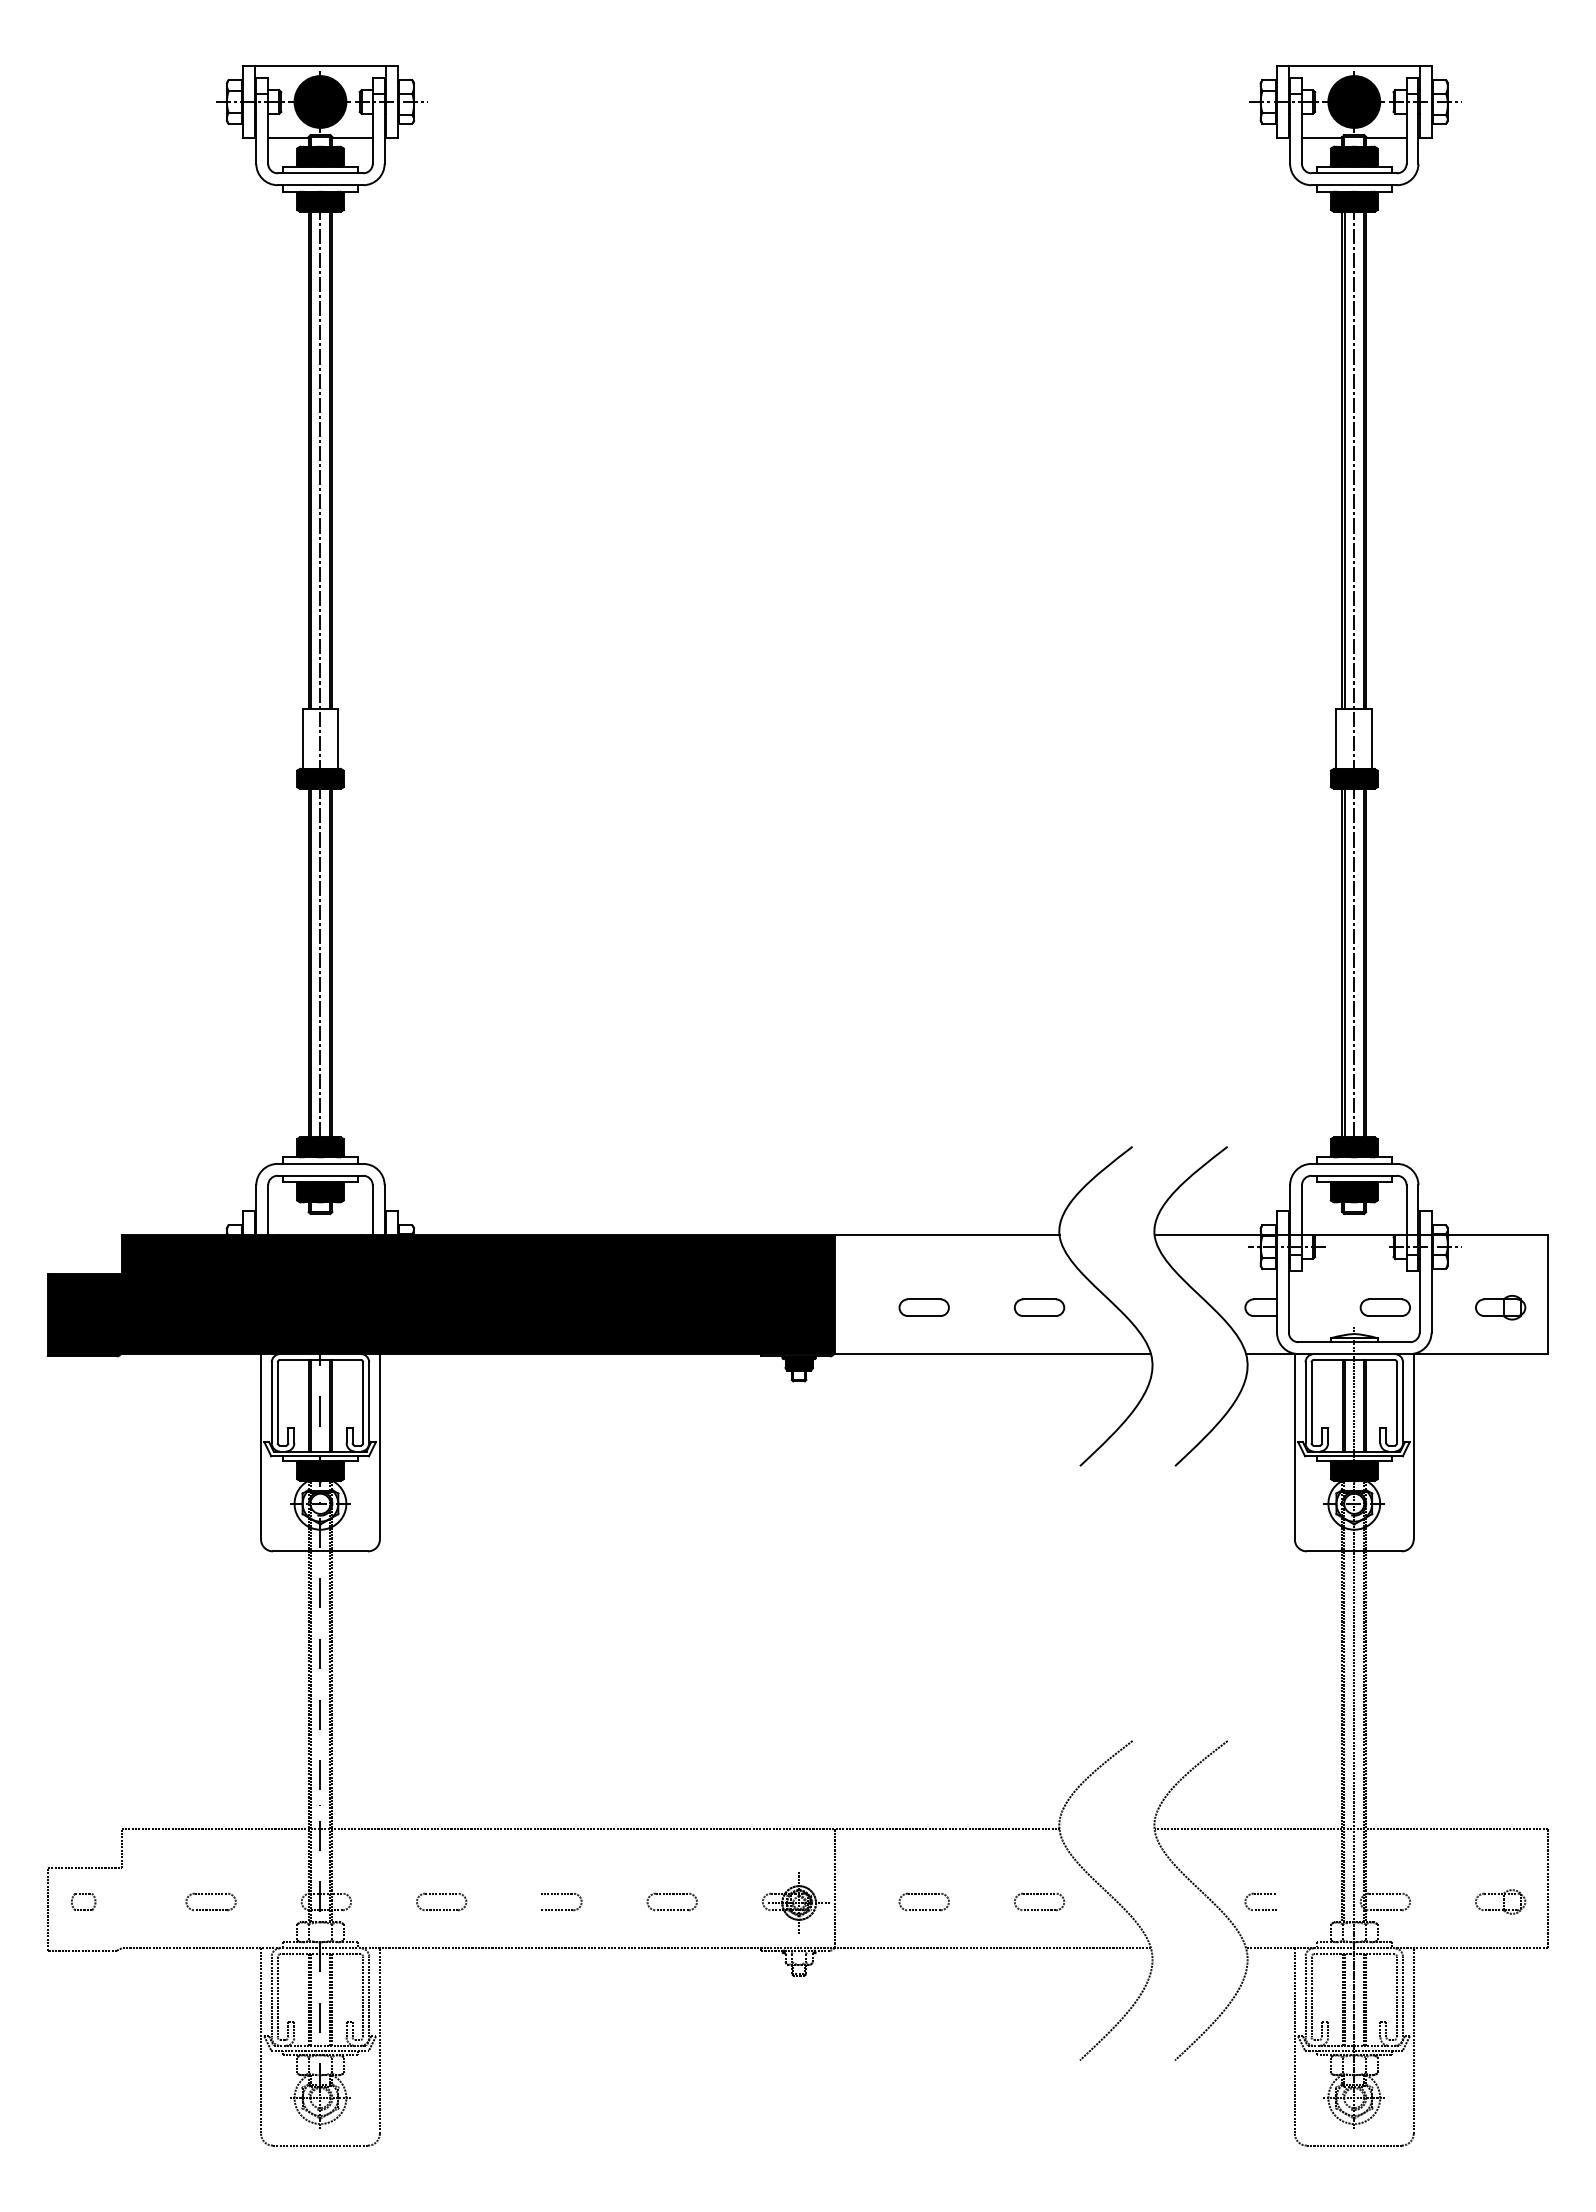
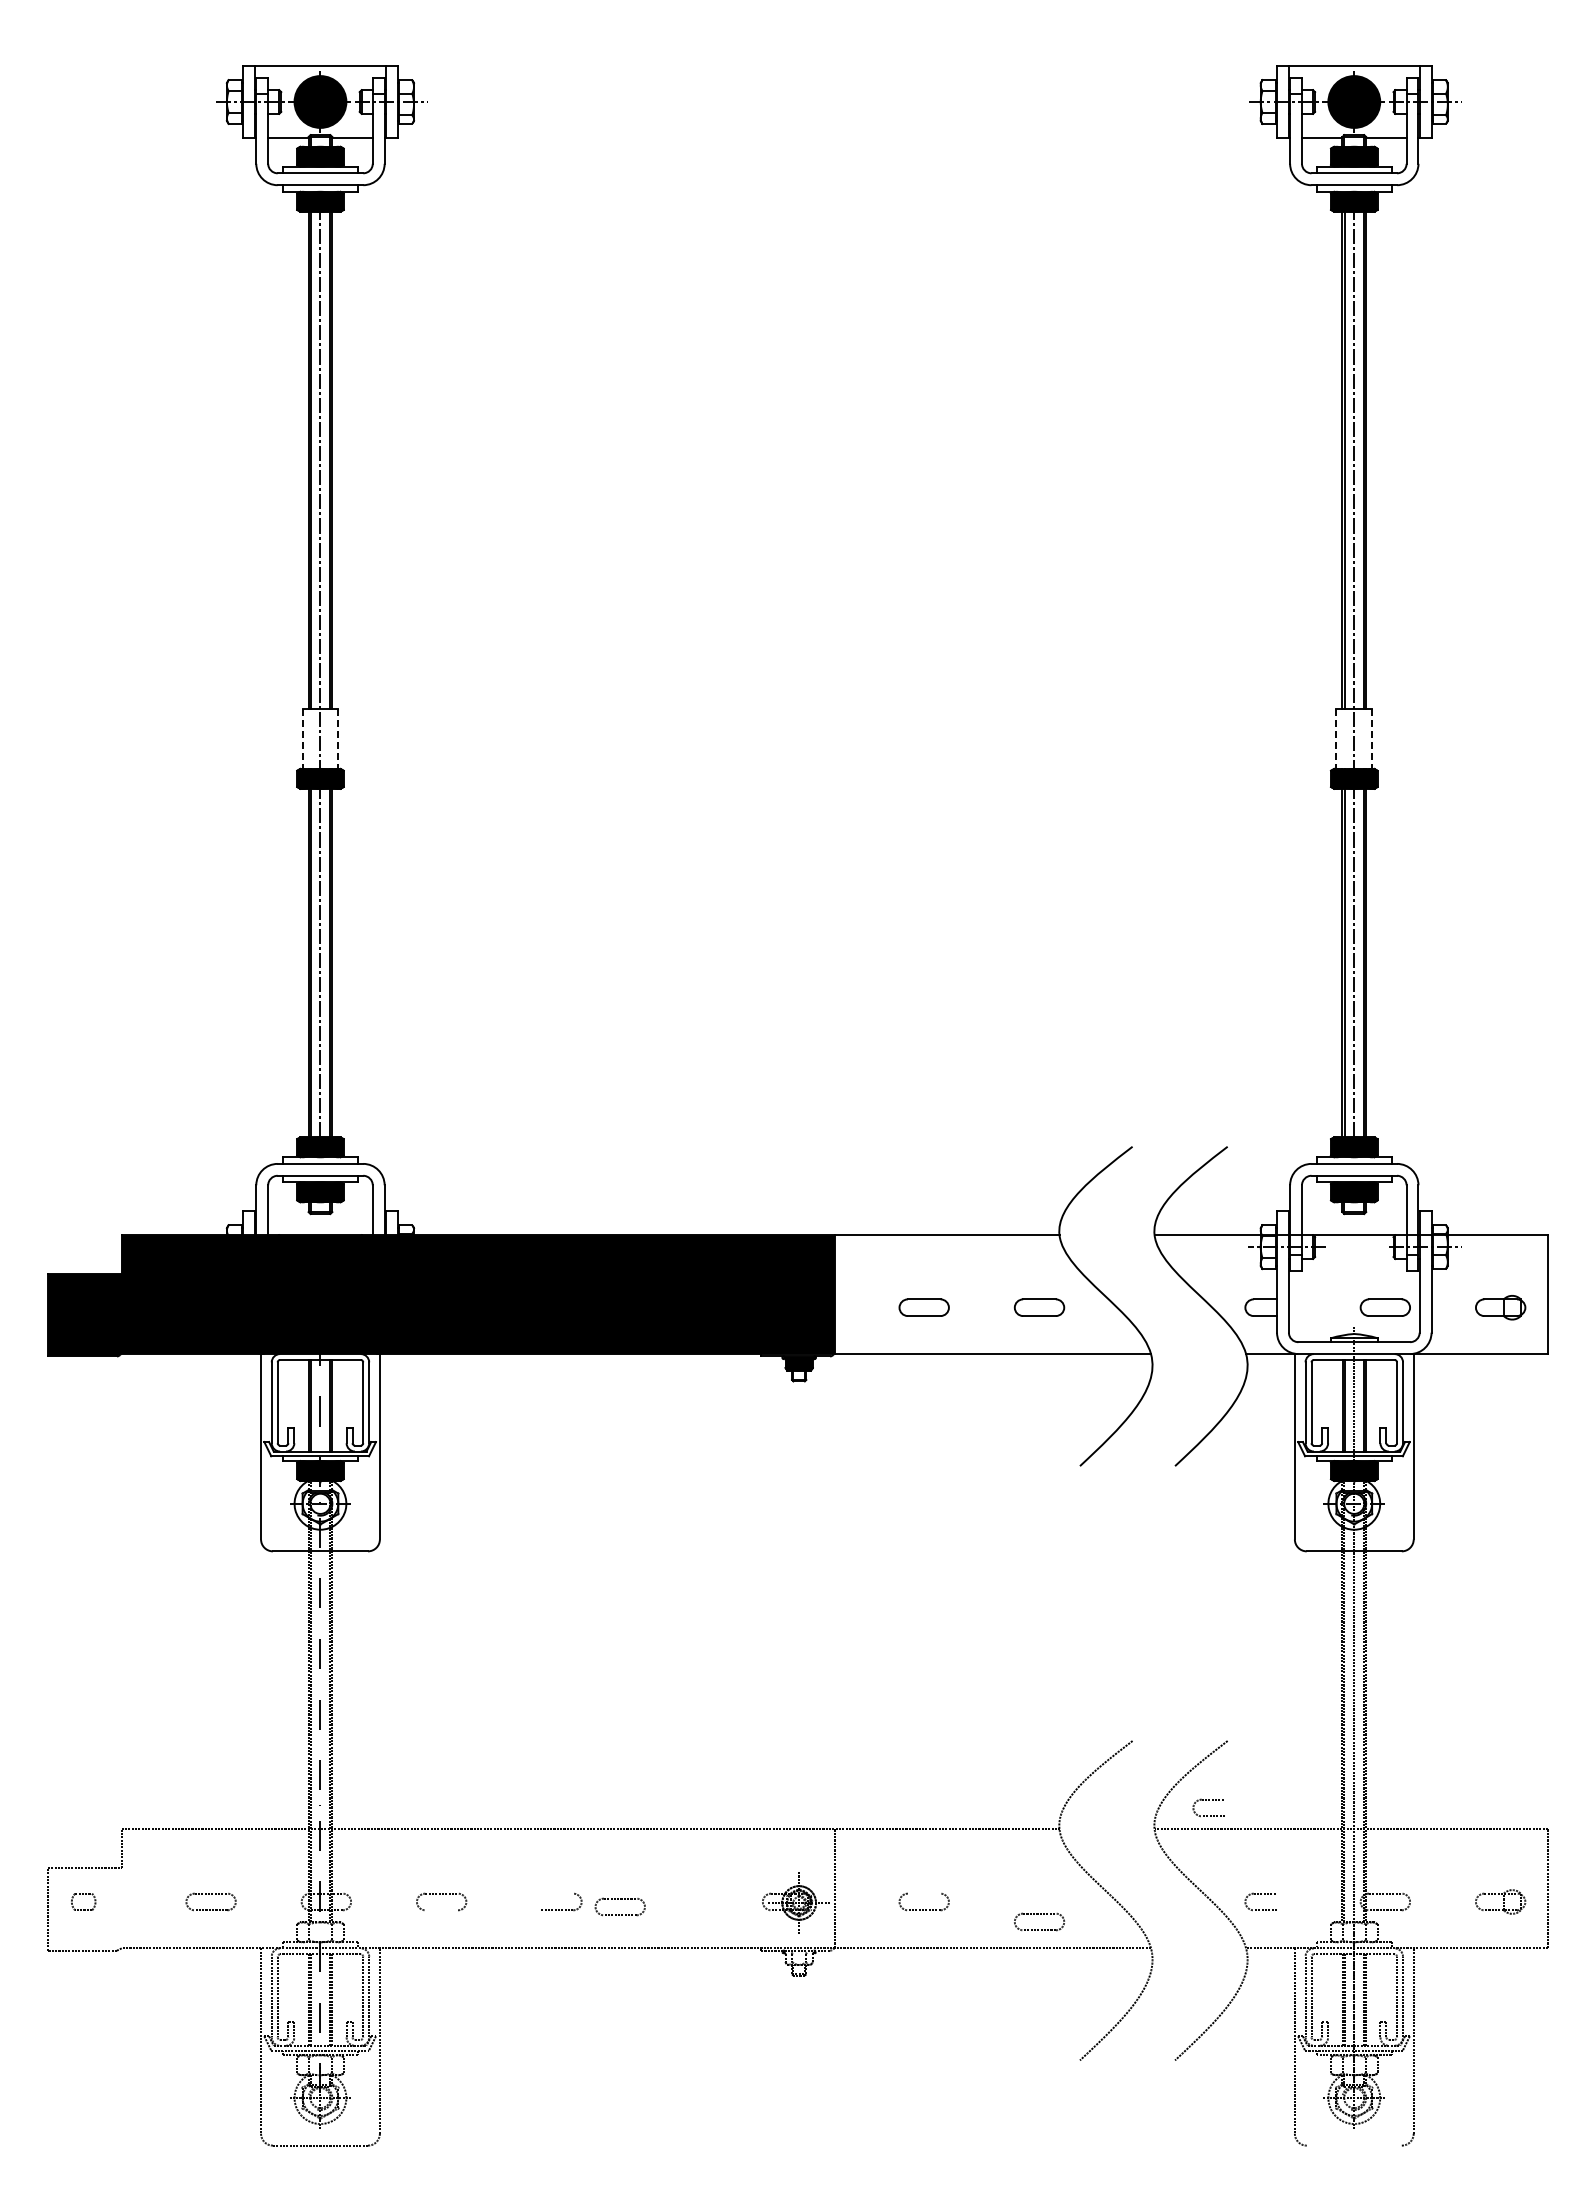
line: solid -> dashed (302, 739)
line: solid -> dashed (338, 739)
line: solid -> dashed (1336, 739)
line: solid -> dashed (1372, 739)
part: none -> present (1208, 1800)
line: present -> none (556, 1893)
line: present -> none (923, 1893)
part position: (670, 1894) -> (618, 1899) (618, 1899)
part position: (1038, 1894) -> (1038, 1914) (1038, 1914)
line: present -> none (441, 1910)
line: present -> none (1353, 2145)
